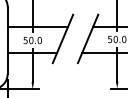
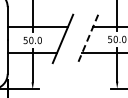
line: solid -> dashed (87, 39)
